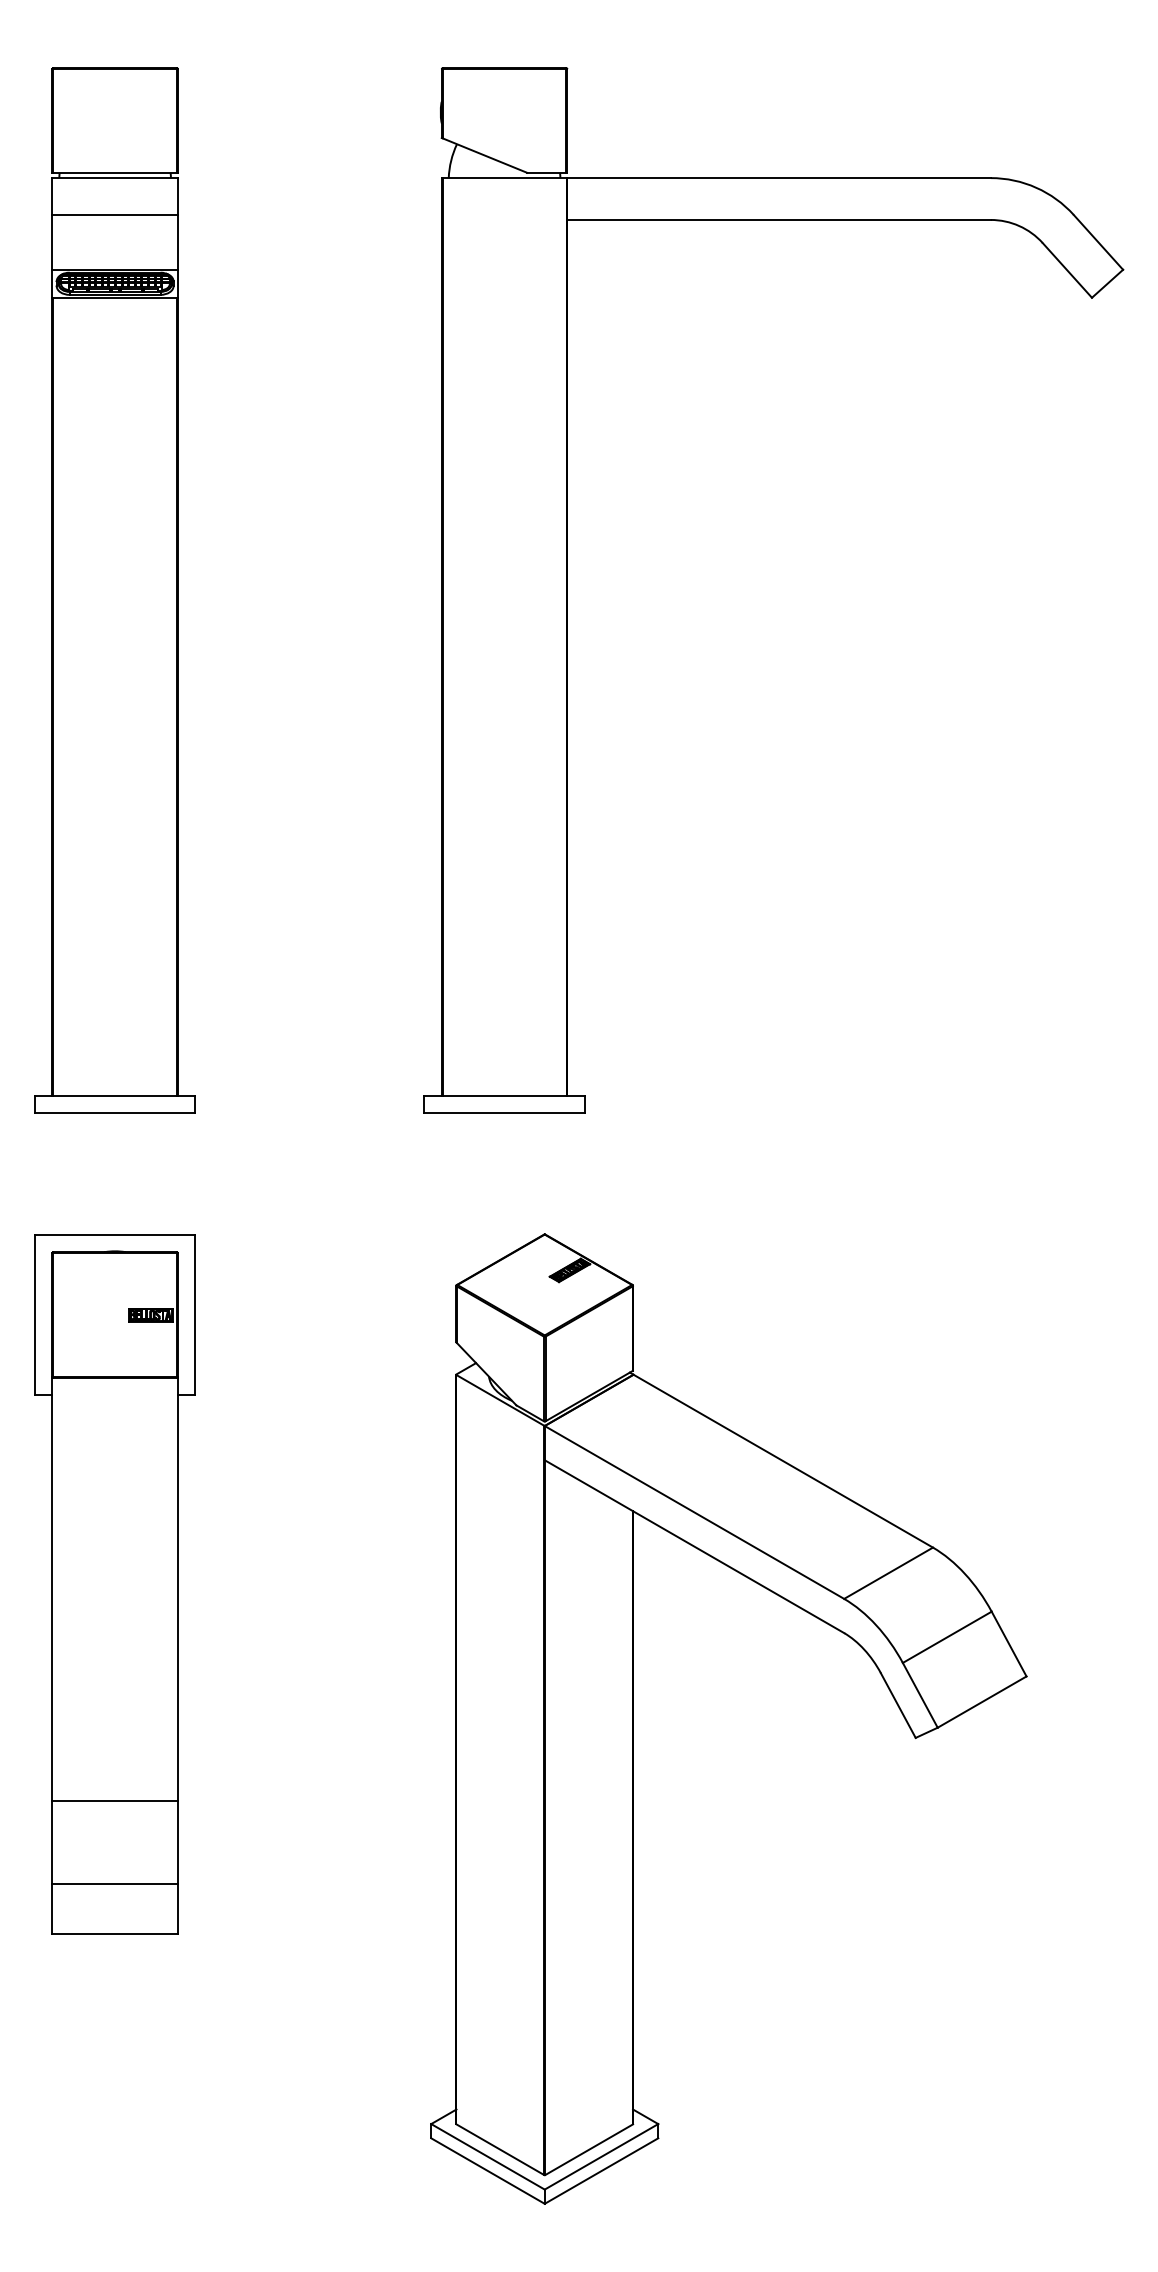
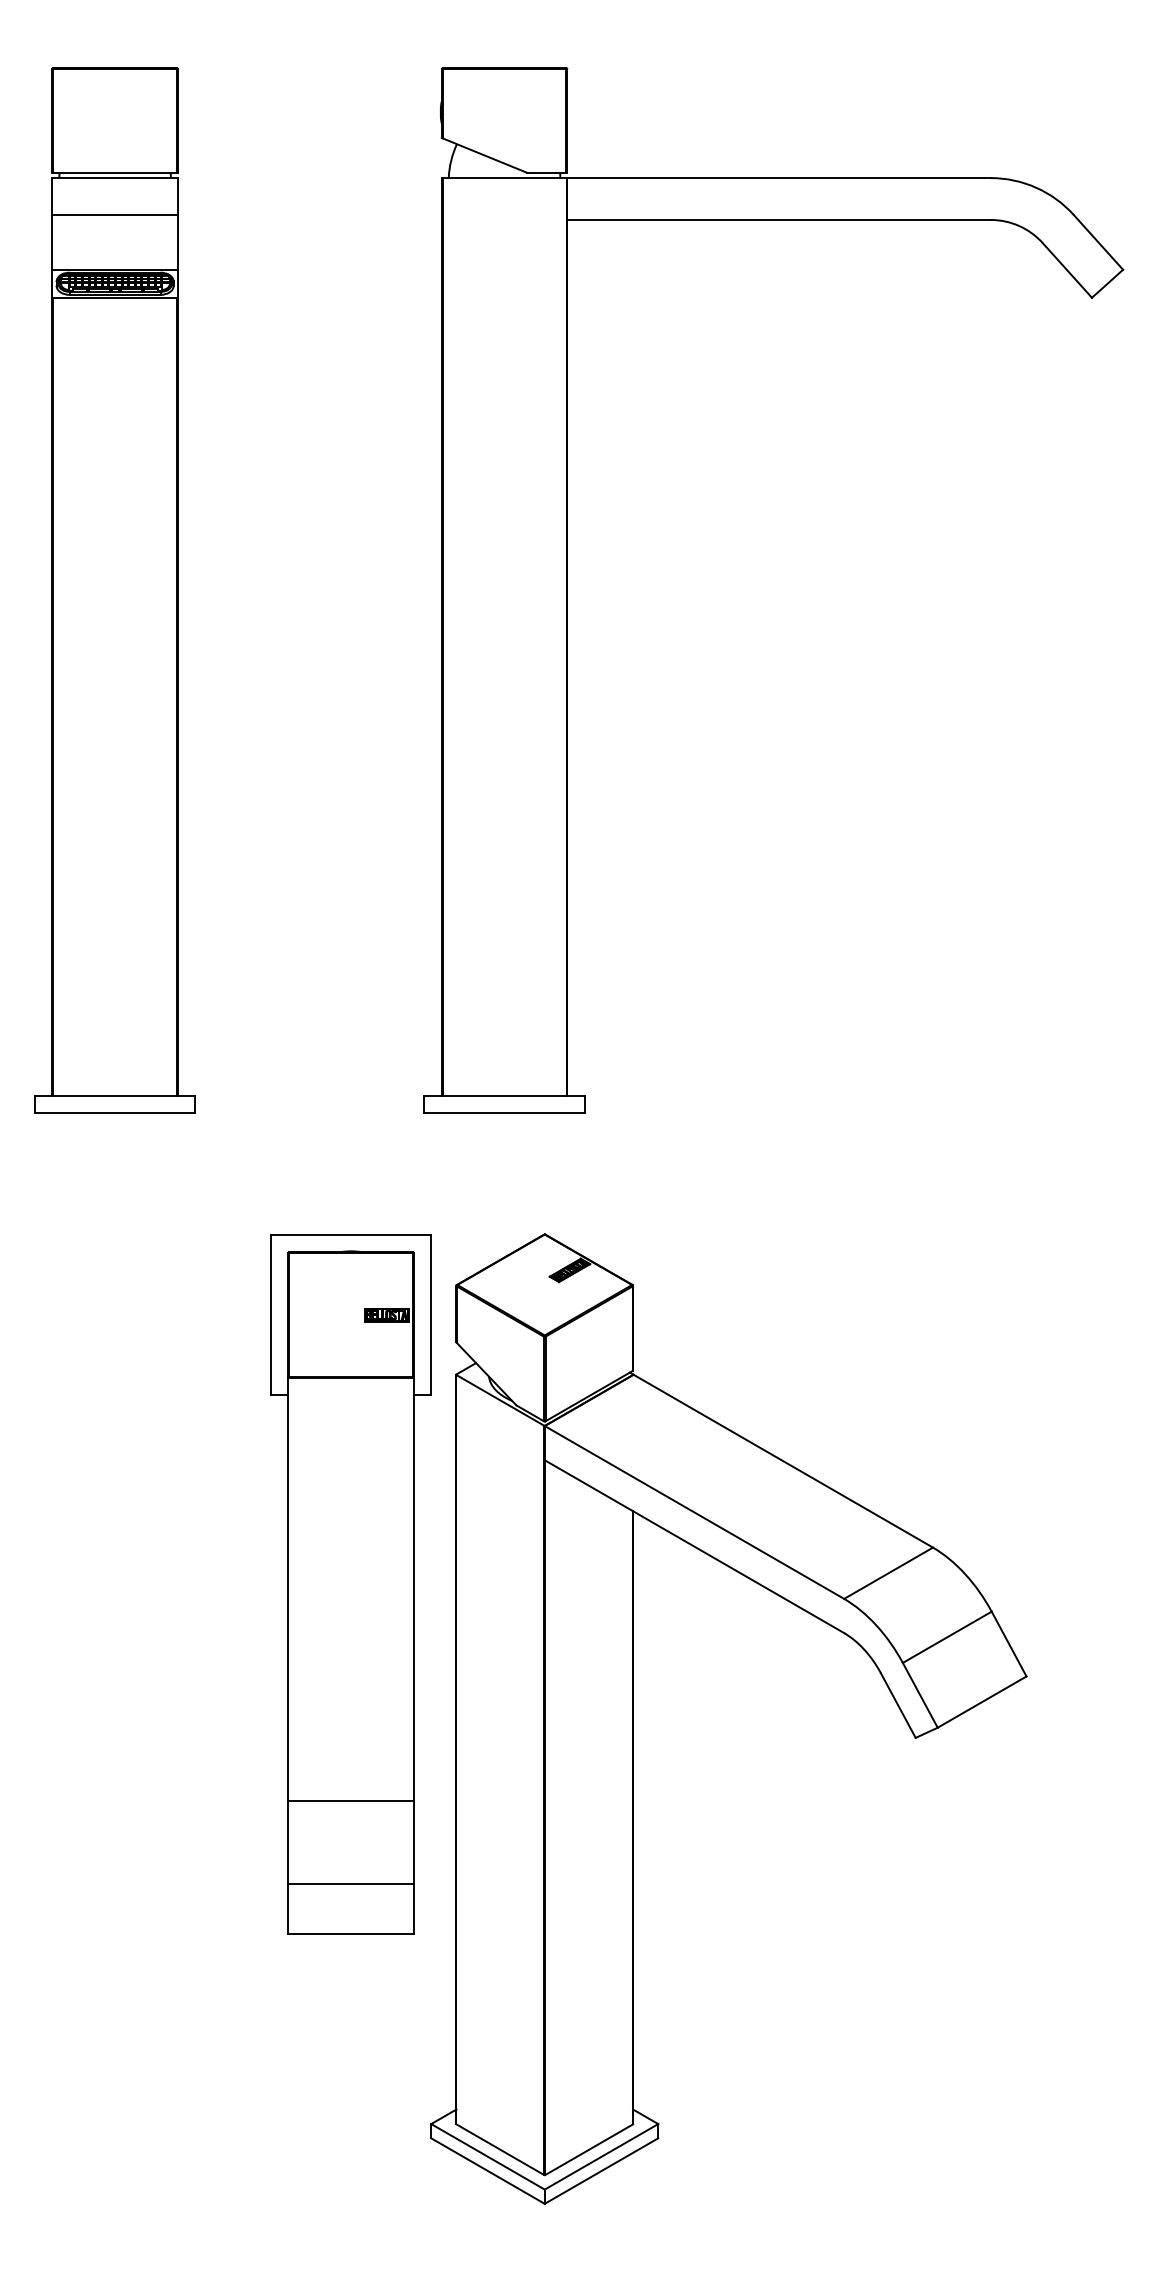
part position: (114, 1584) -> (350, 1584) (350, 1584)
